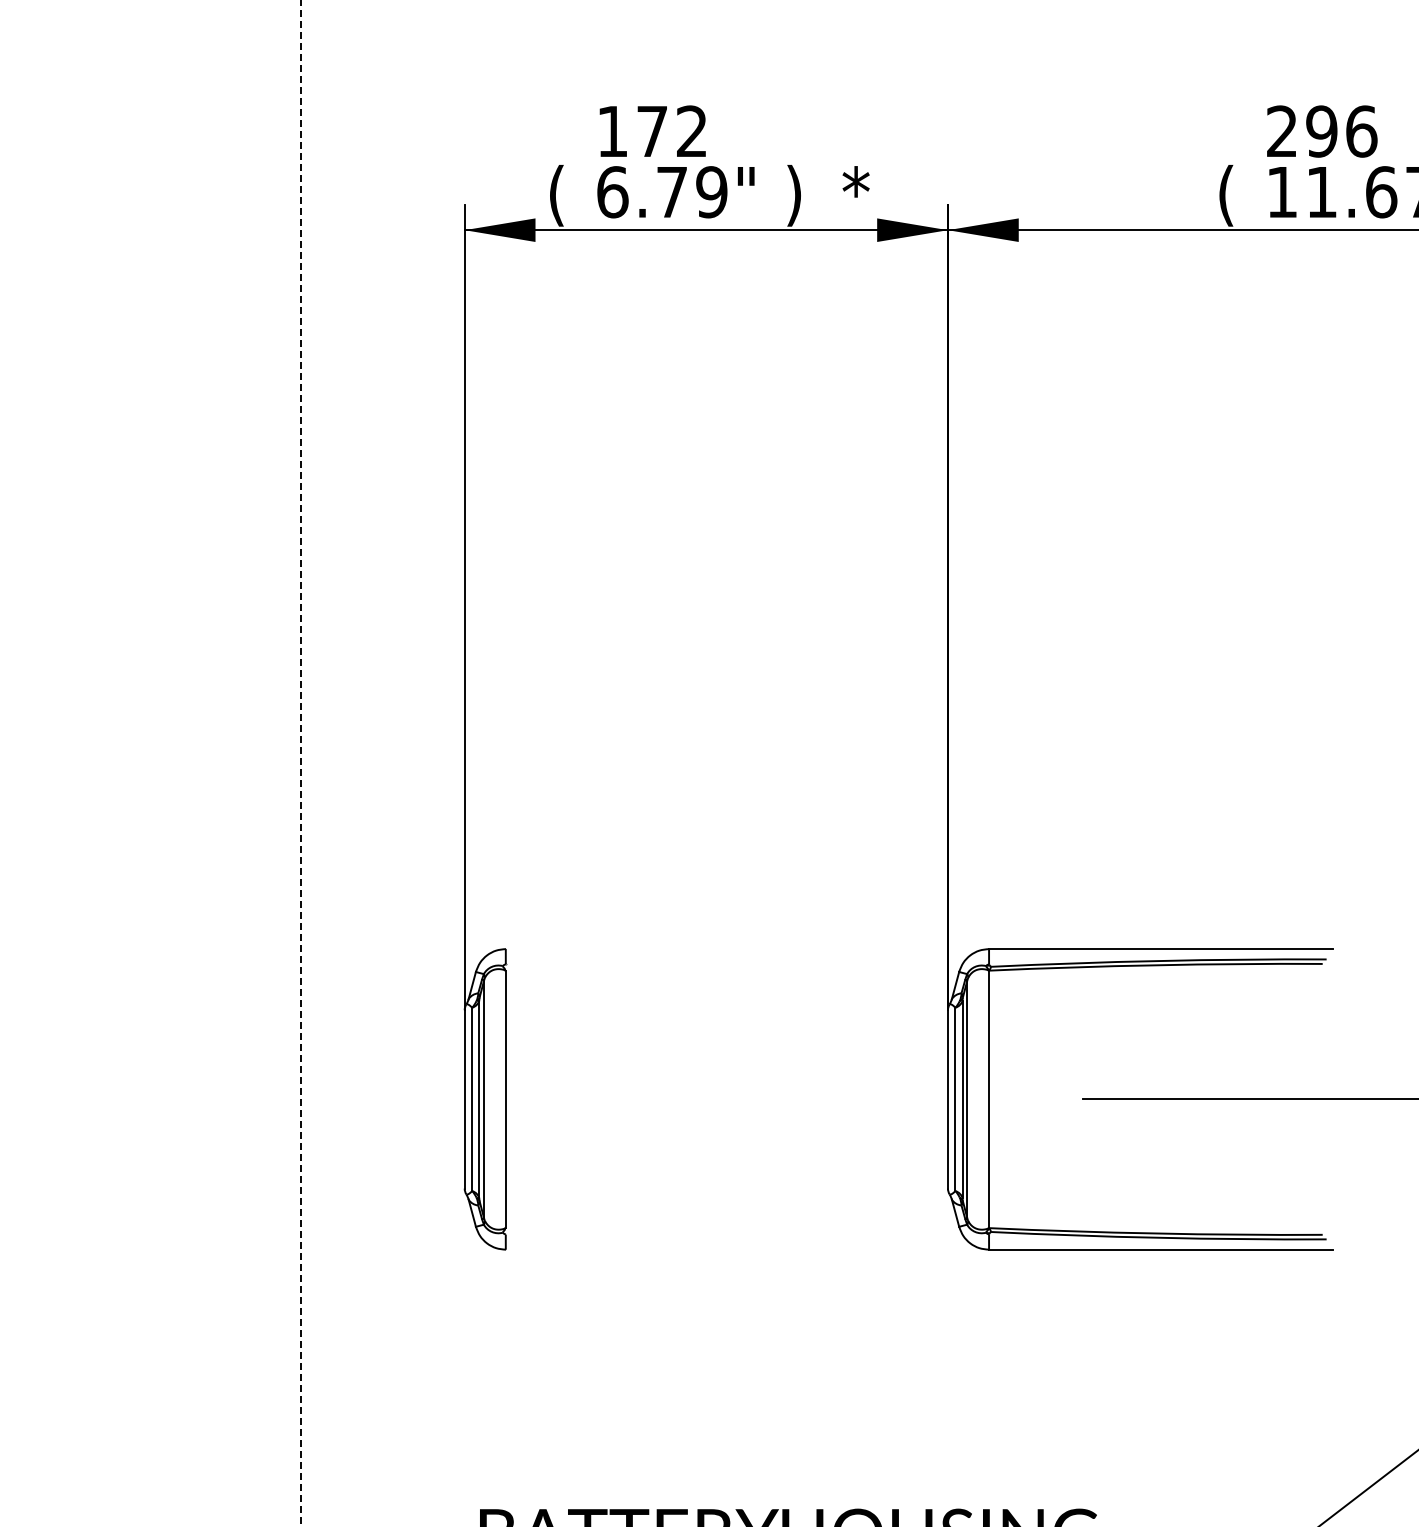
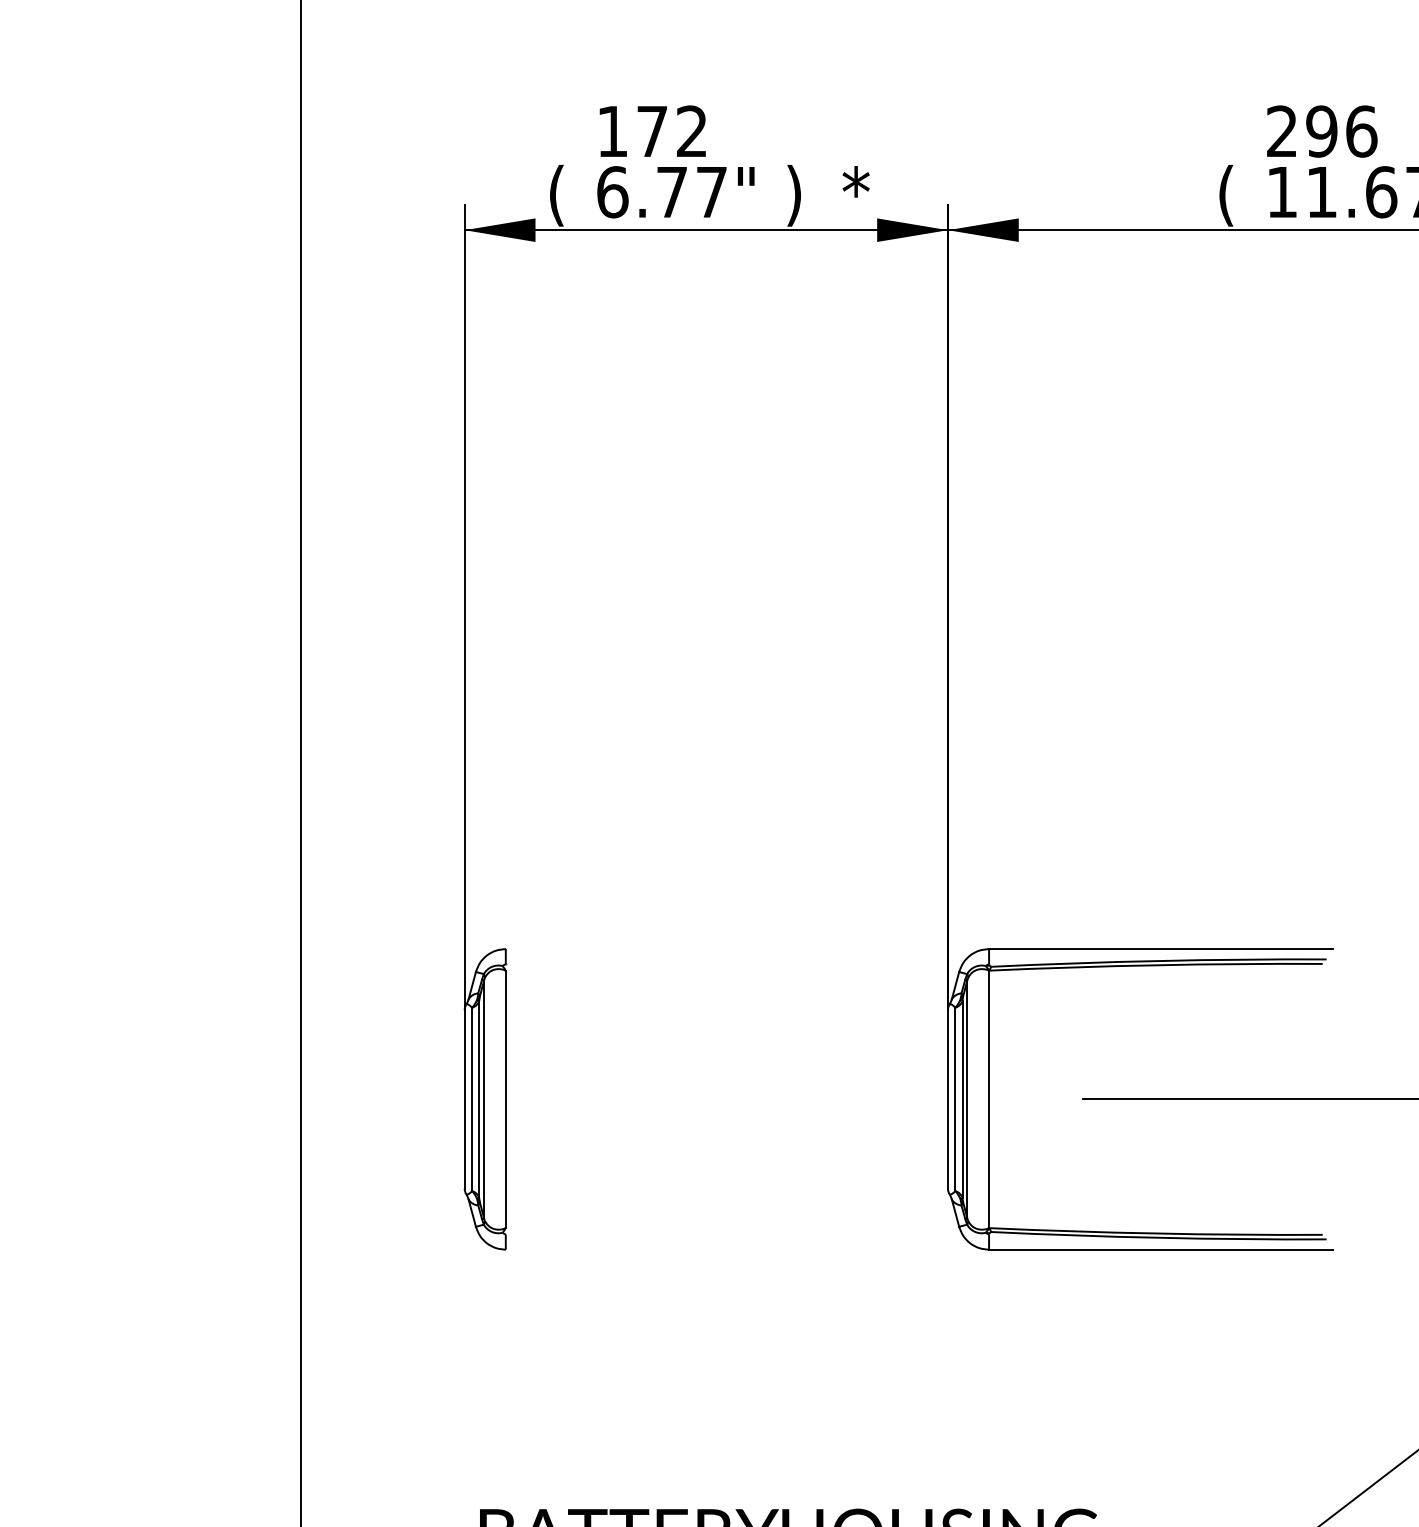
text: 6.79" -> 6.77" (711, 192)
line: dashed -> solid (301, 762)
